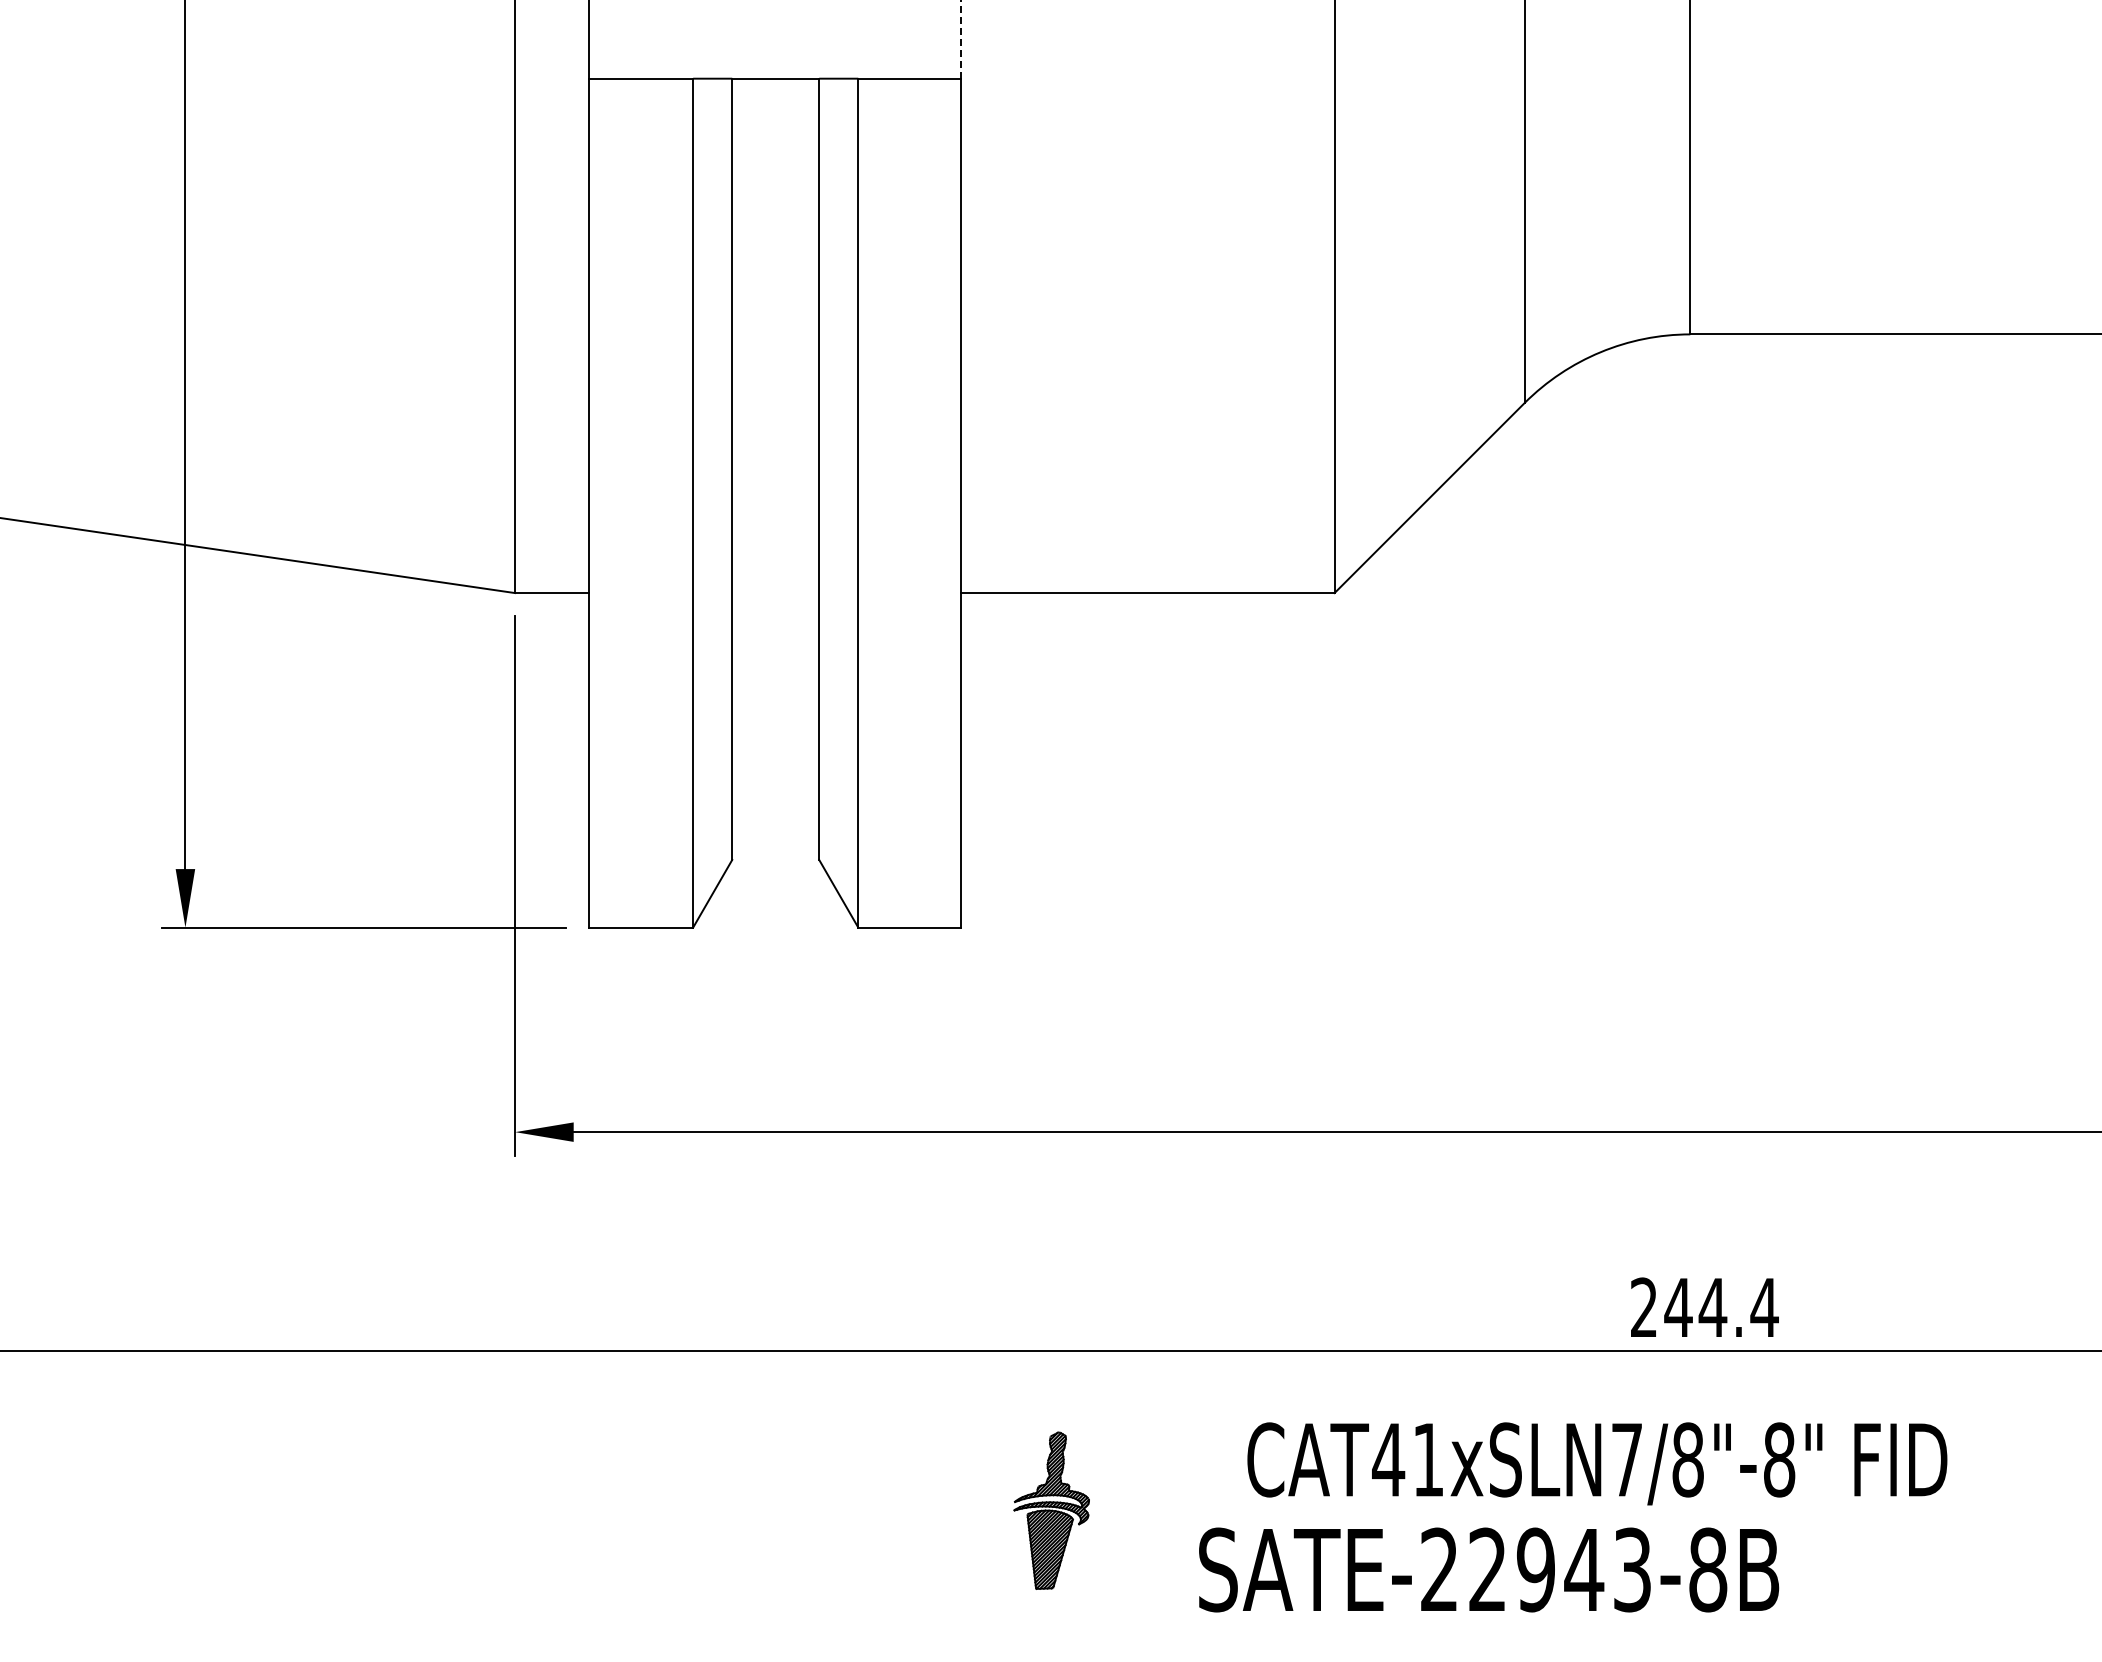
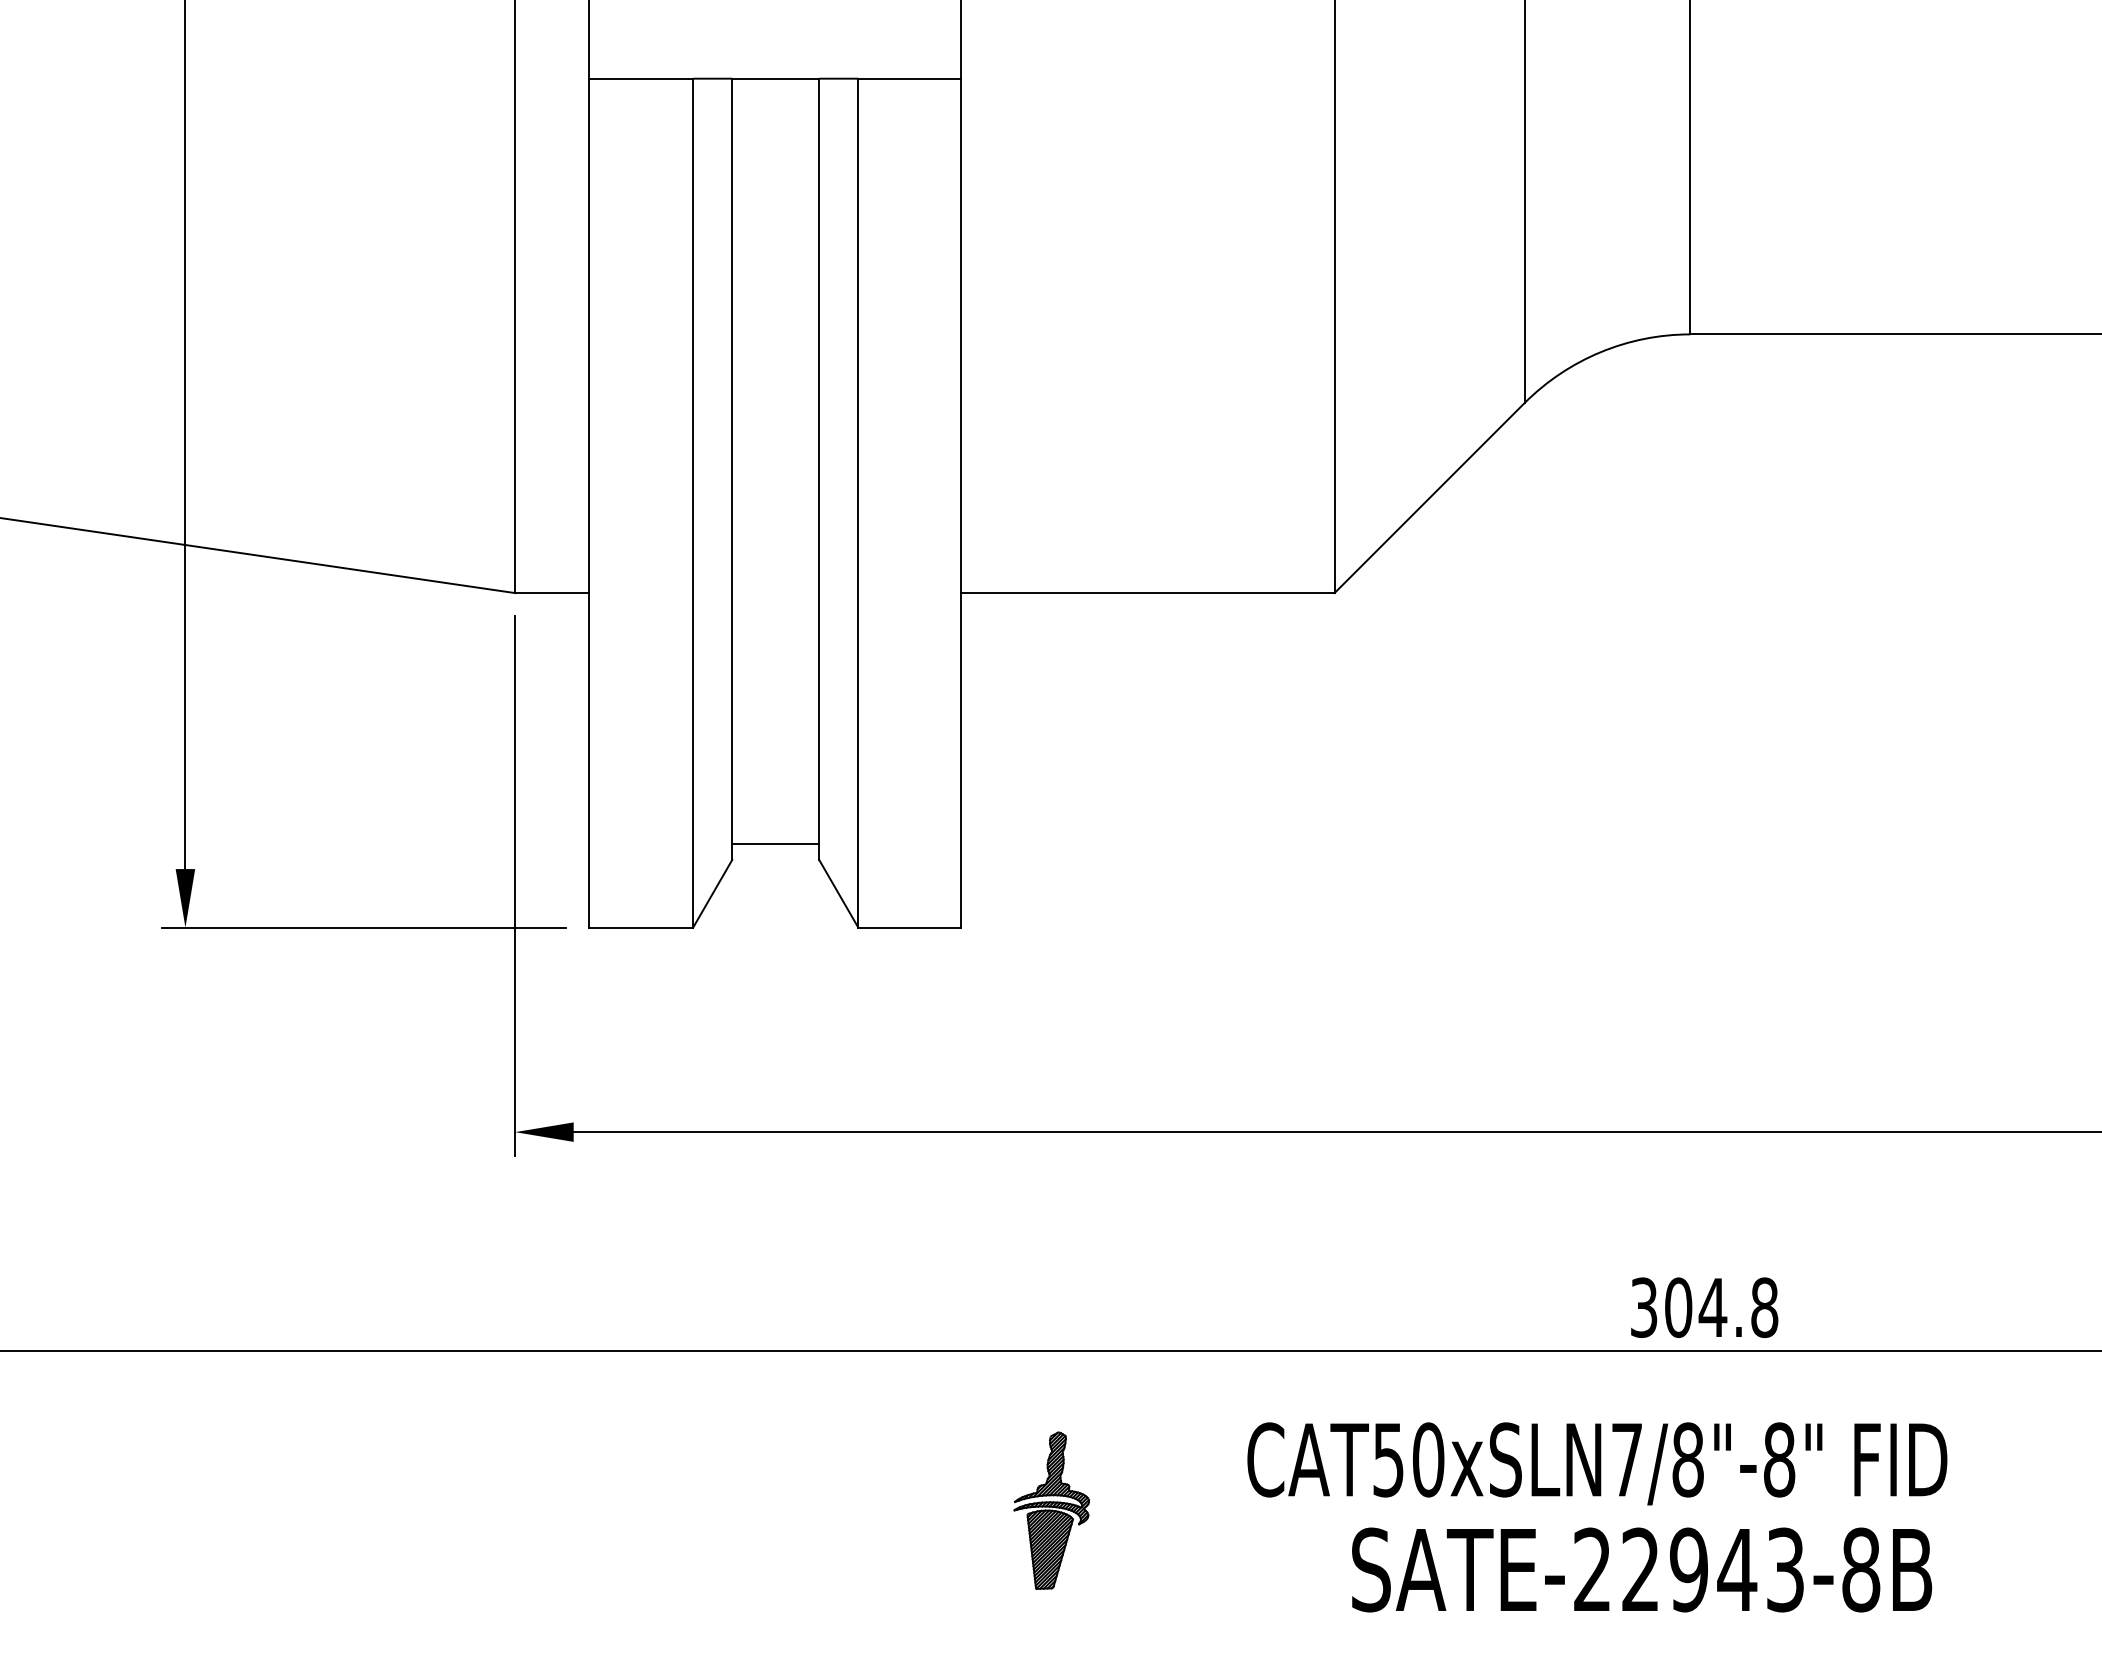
line: dashed -> solid (961, 39)
line: none -> present (775, 844)
text: 244.4 -> 304.8 (1704, 1307)
text: CAT41xSLN7/8"-8" -> CAT50xSLN7/8"-8" (1408, 1459)
text position: (1489, 1569) -> (1642, 1569) (1642, 1569)
